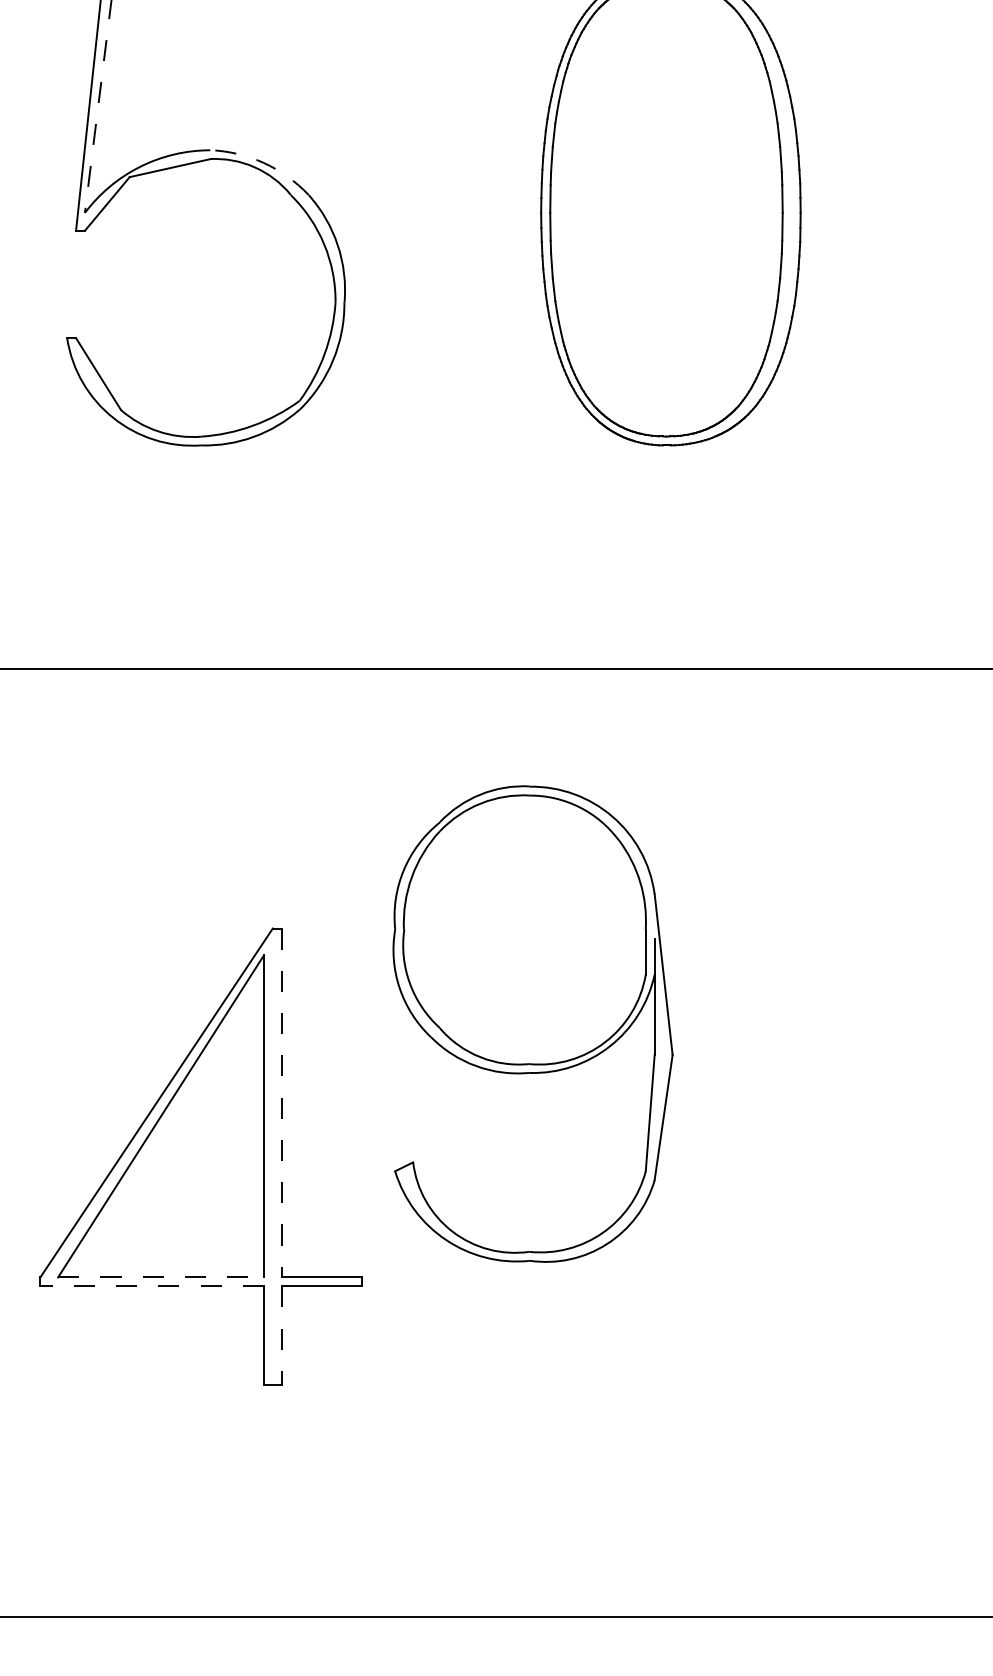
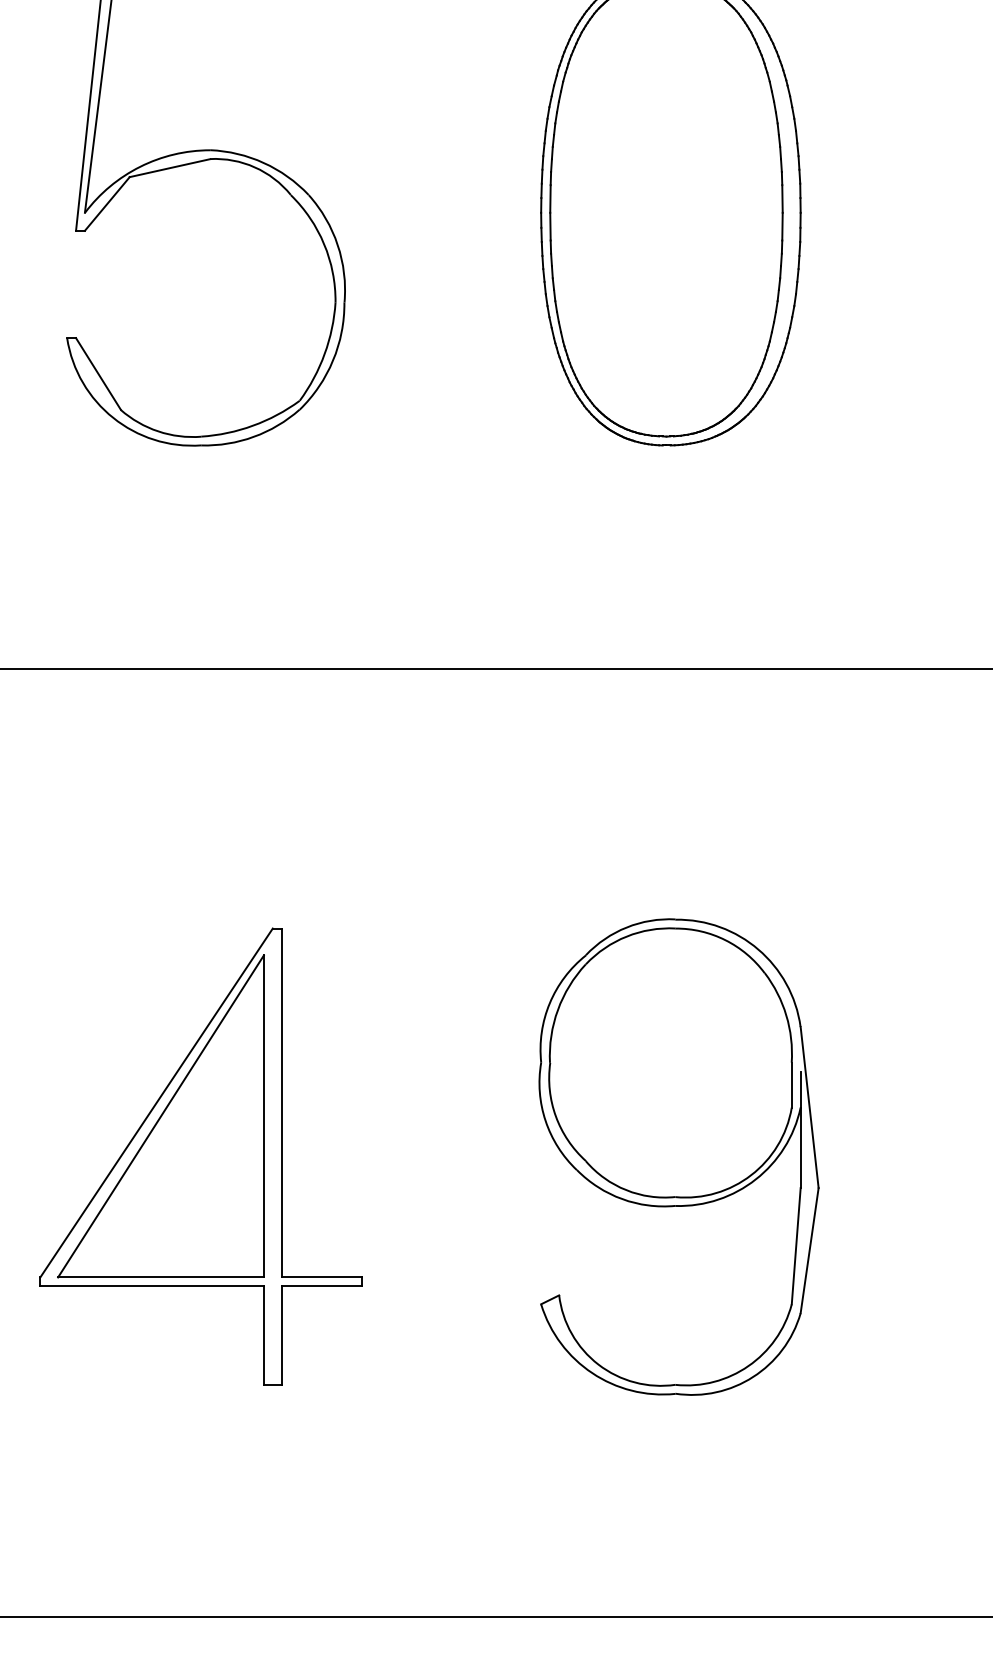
line: dashed -> solid (98, 106)
arc: dashed -> solid (263, 162)
part position: (532, 1023) -> (678, 1156) (678, 1156)
line: dashed -> solid (281, 1103)
line: dashed -> solid (161, 1277)
line: dashed -> solid (152, 1286)
line: dashed -> solid (281, 1336)
